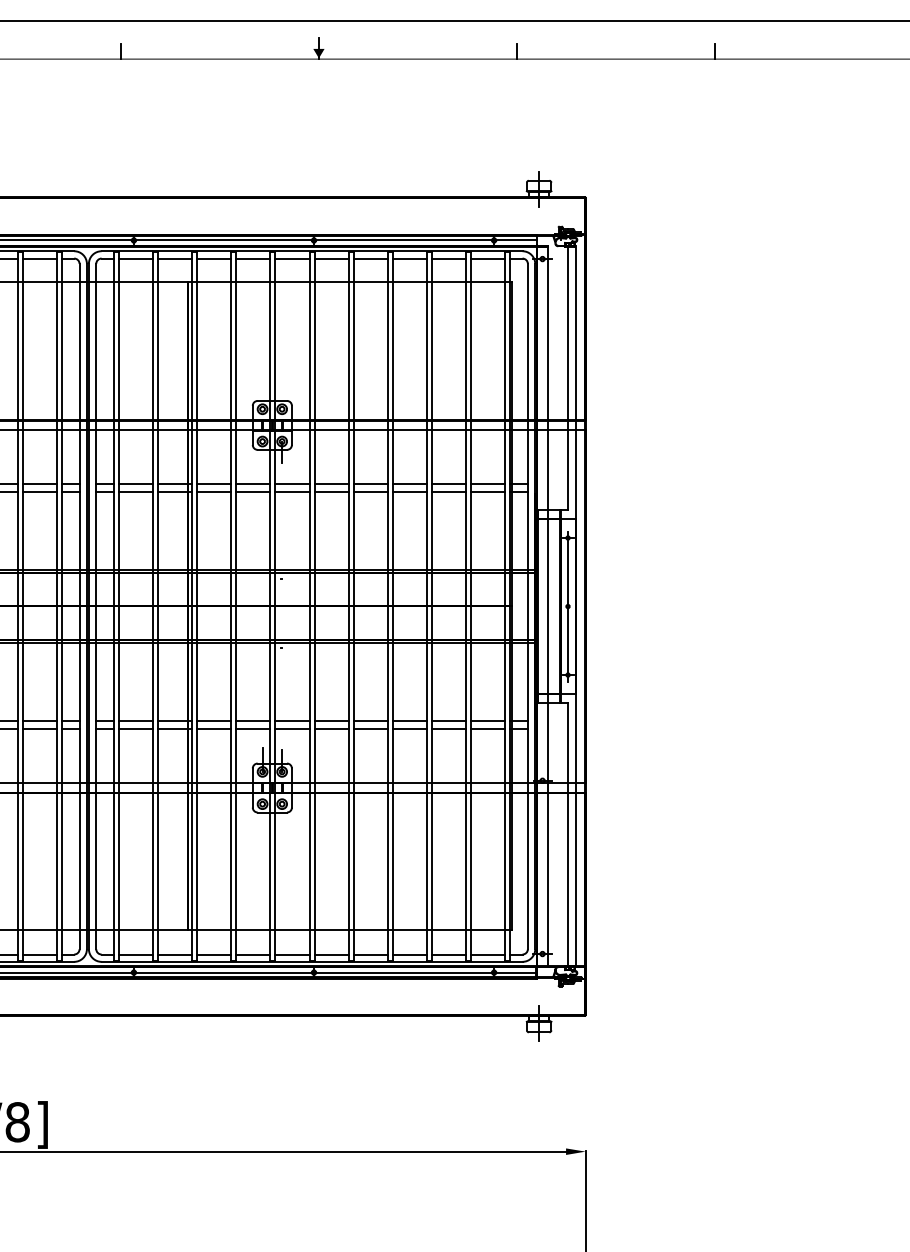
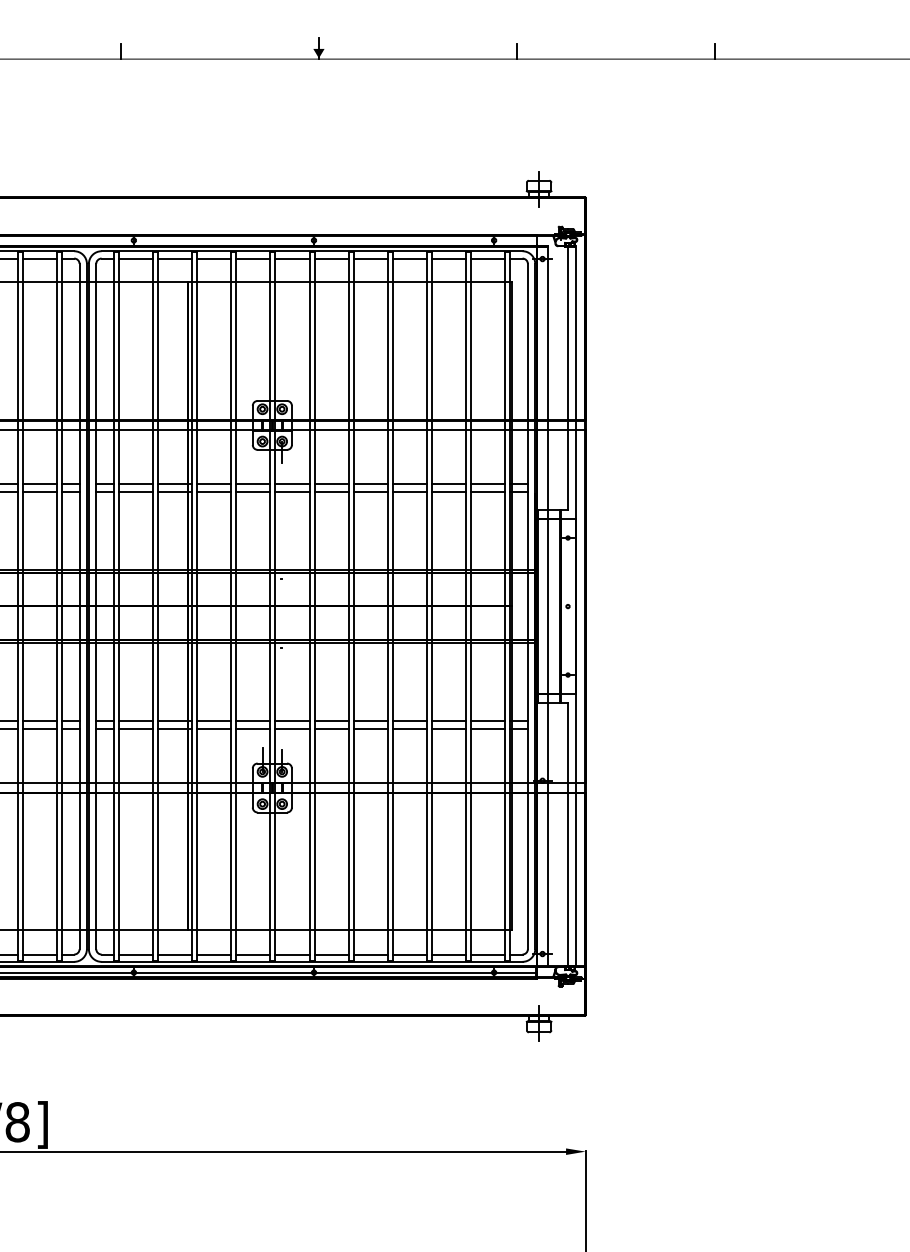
line: present -> none (454, 21)
line: present -> none (269, 240)
line: present -> none (568, 606)
